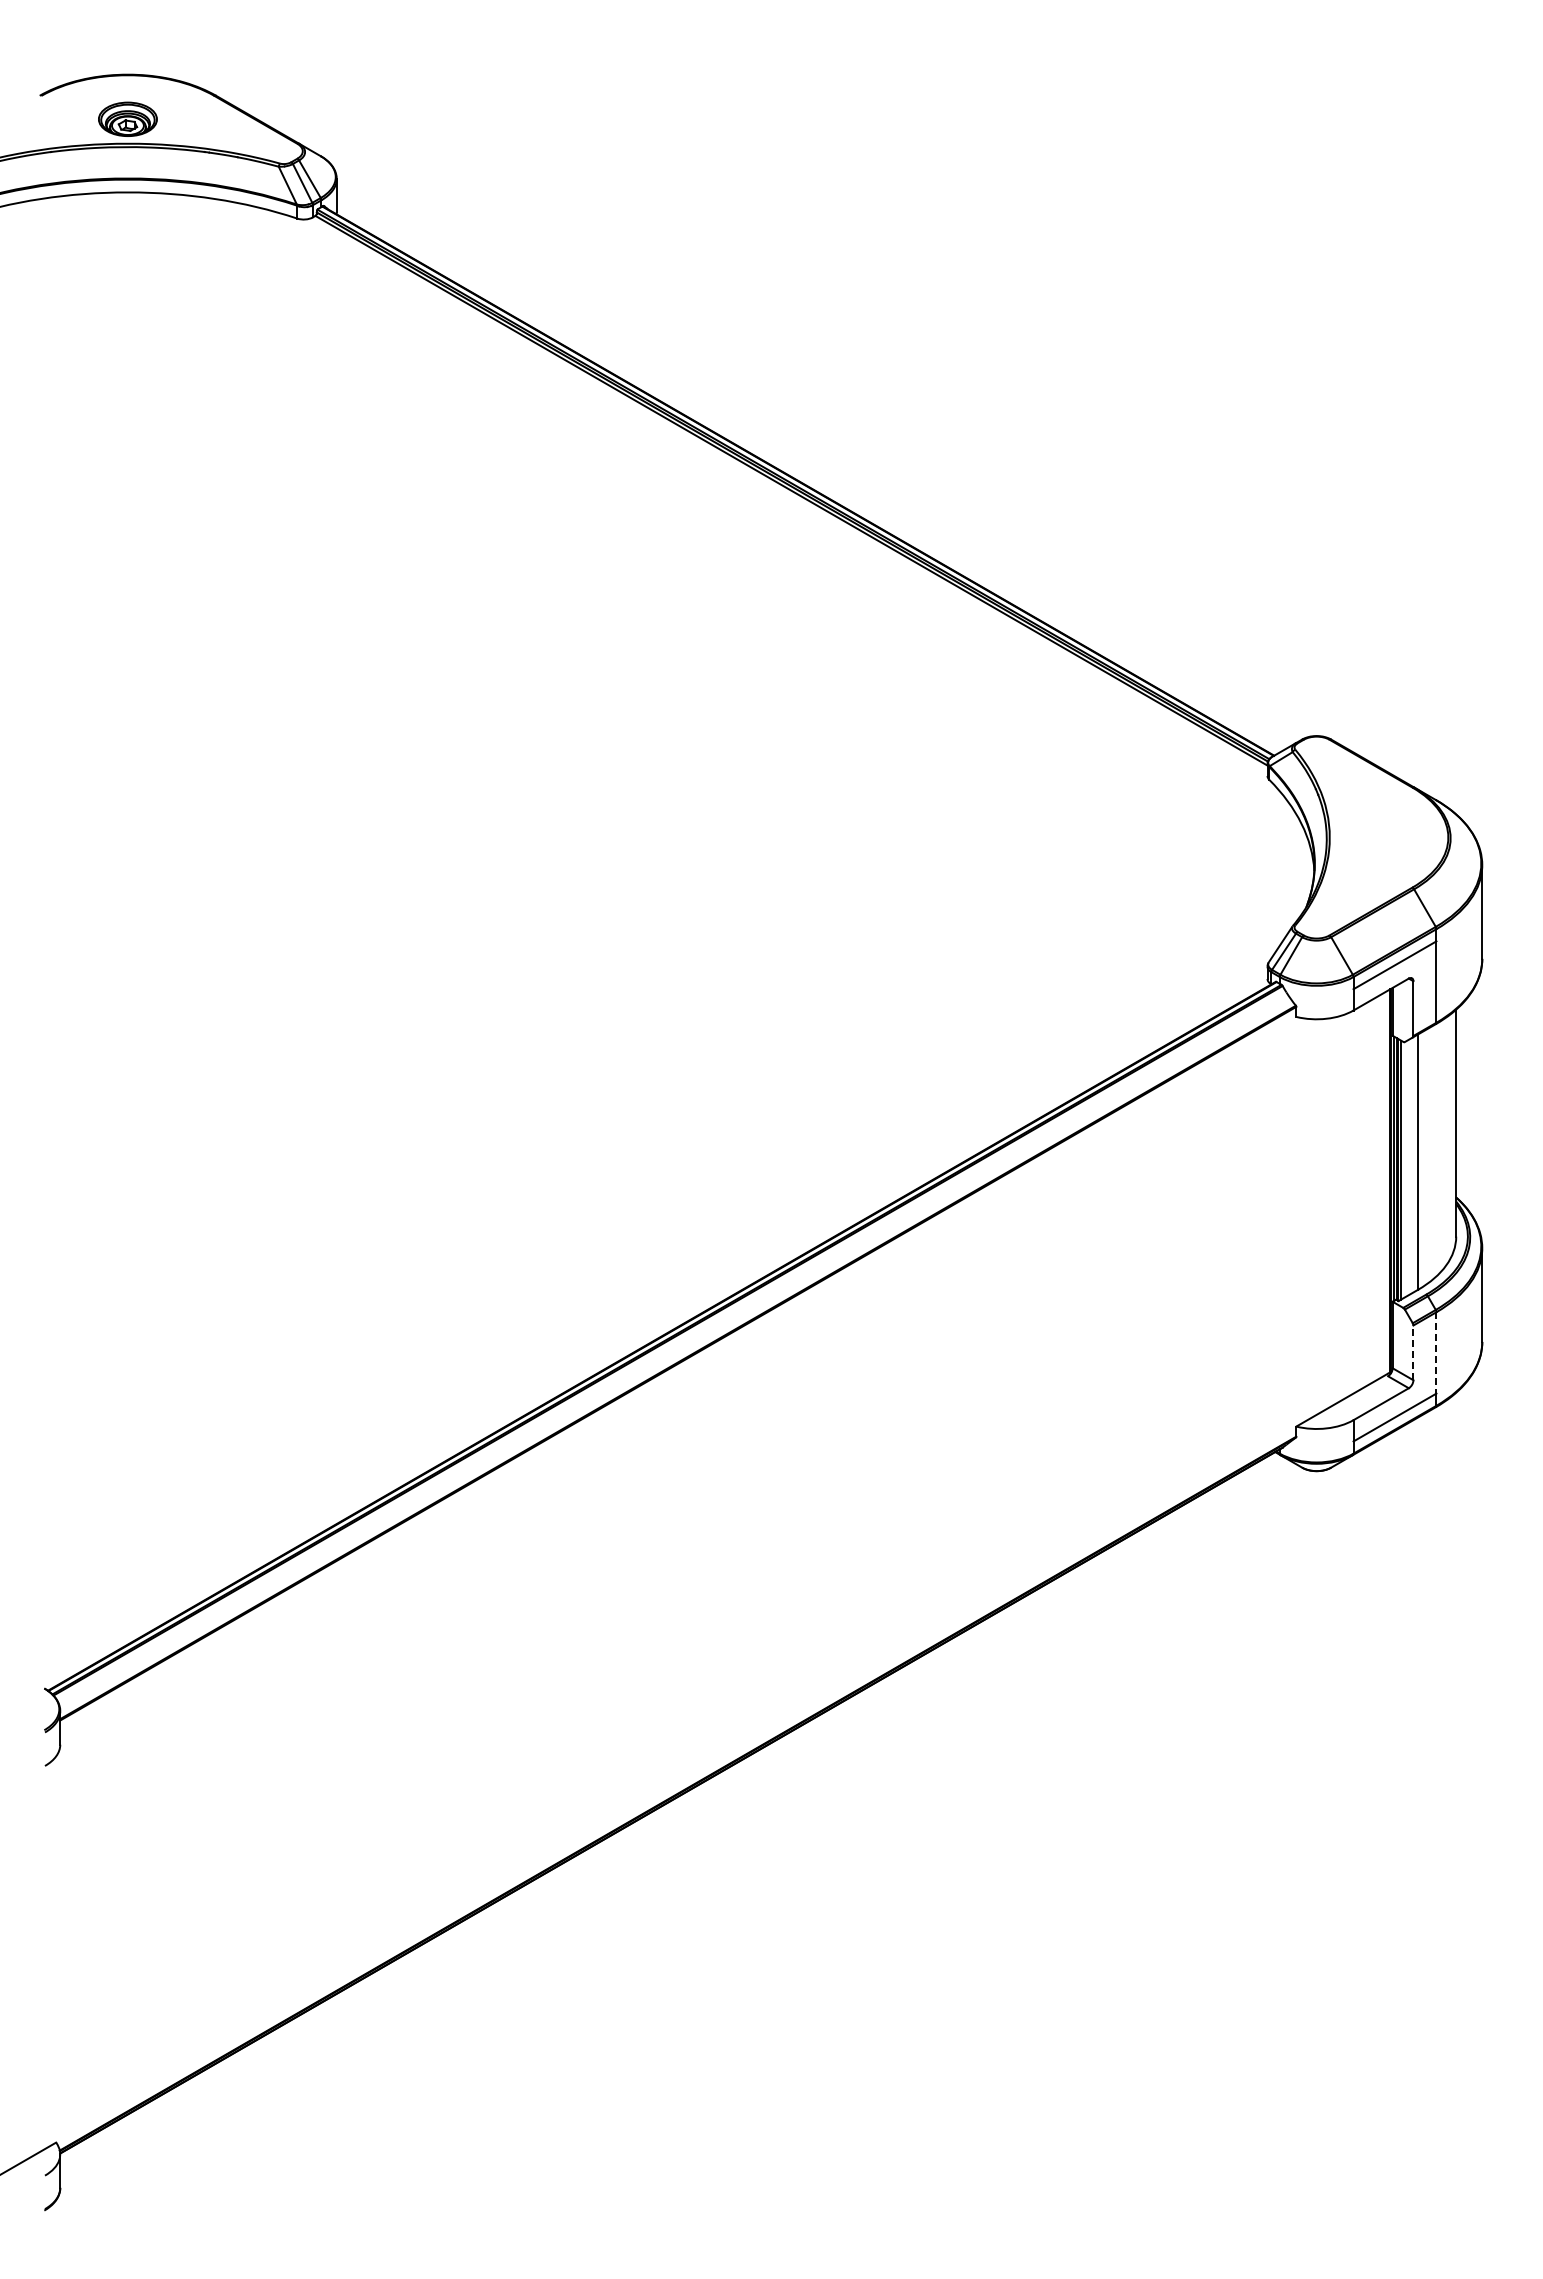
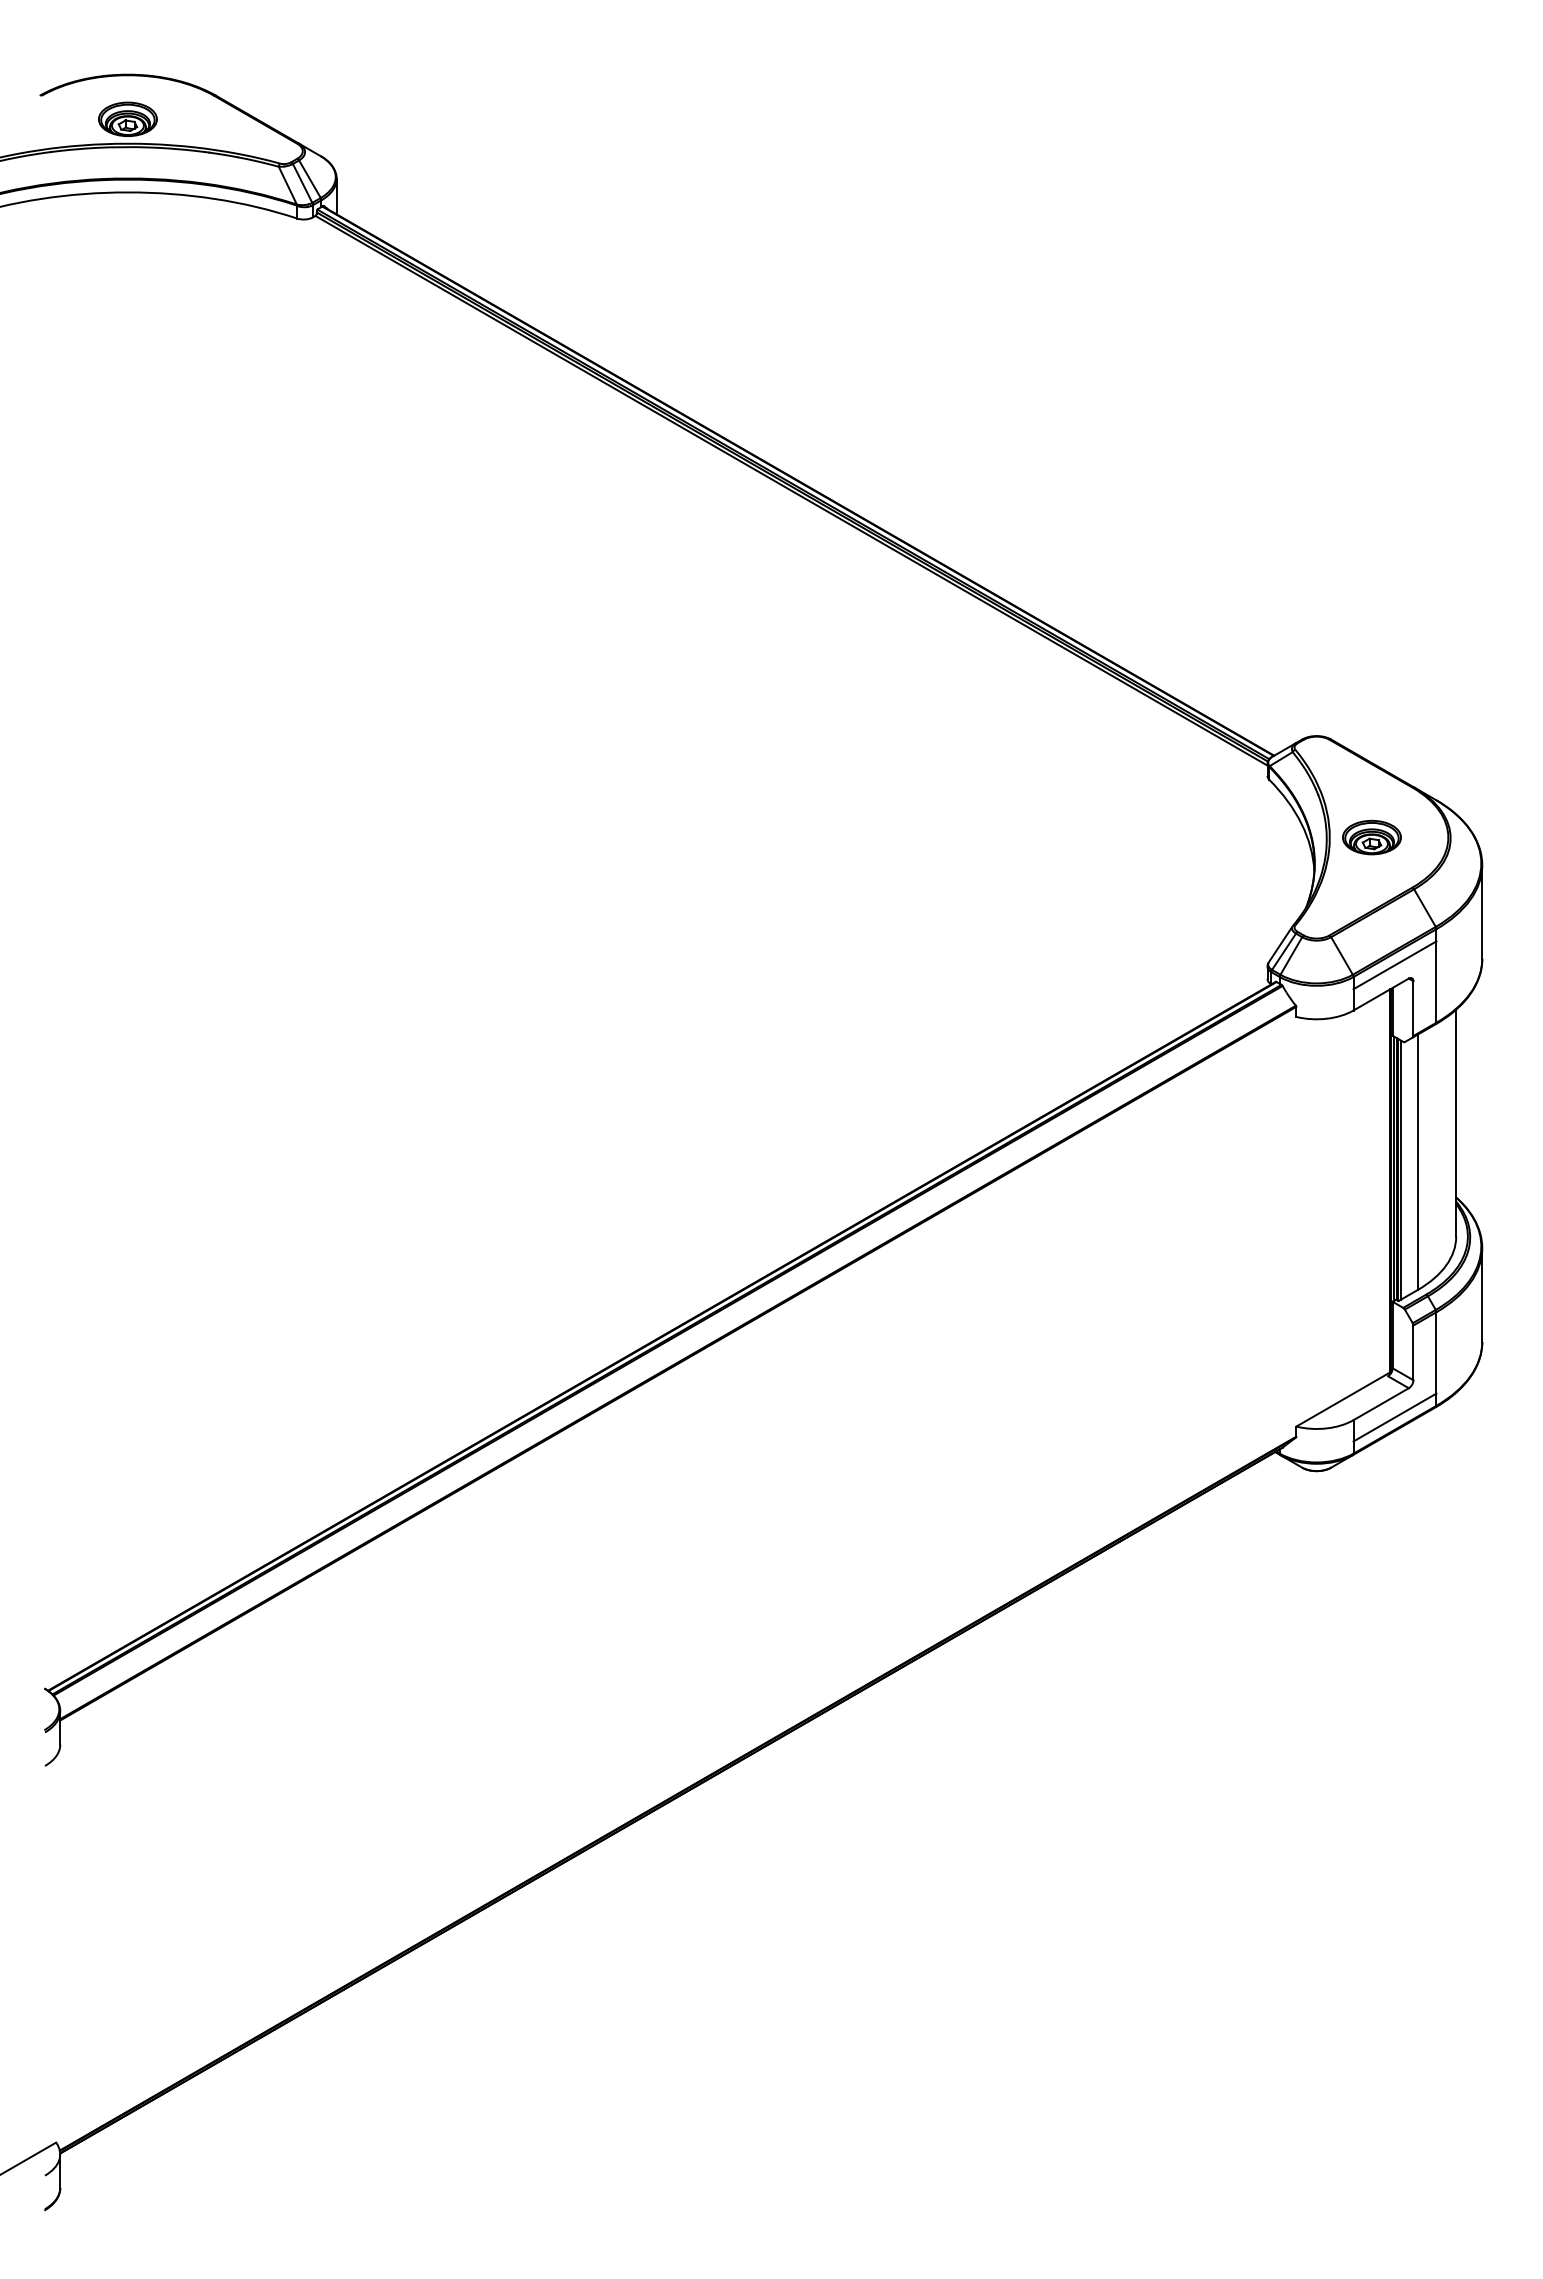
part: none -> present (1371, 837)
line: dashed -> solid (1413, 1352)
line: dashed -> solid (1436, 1352)
